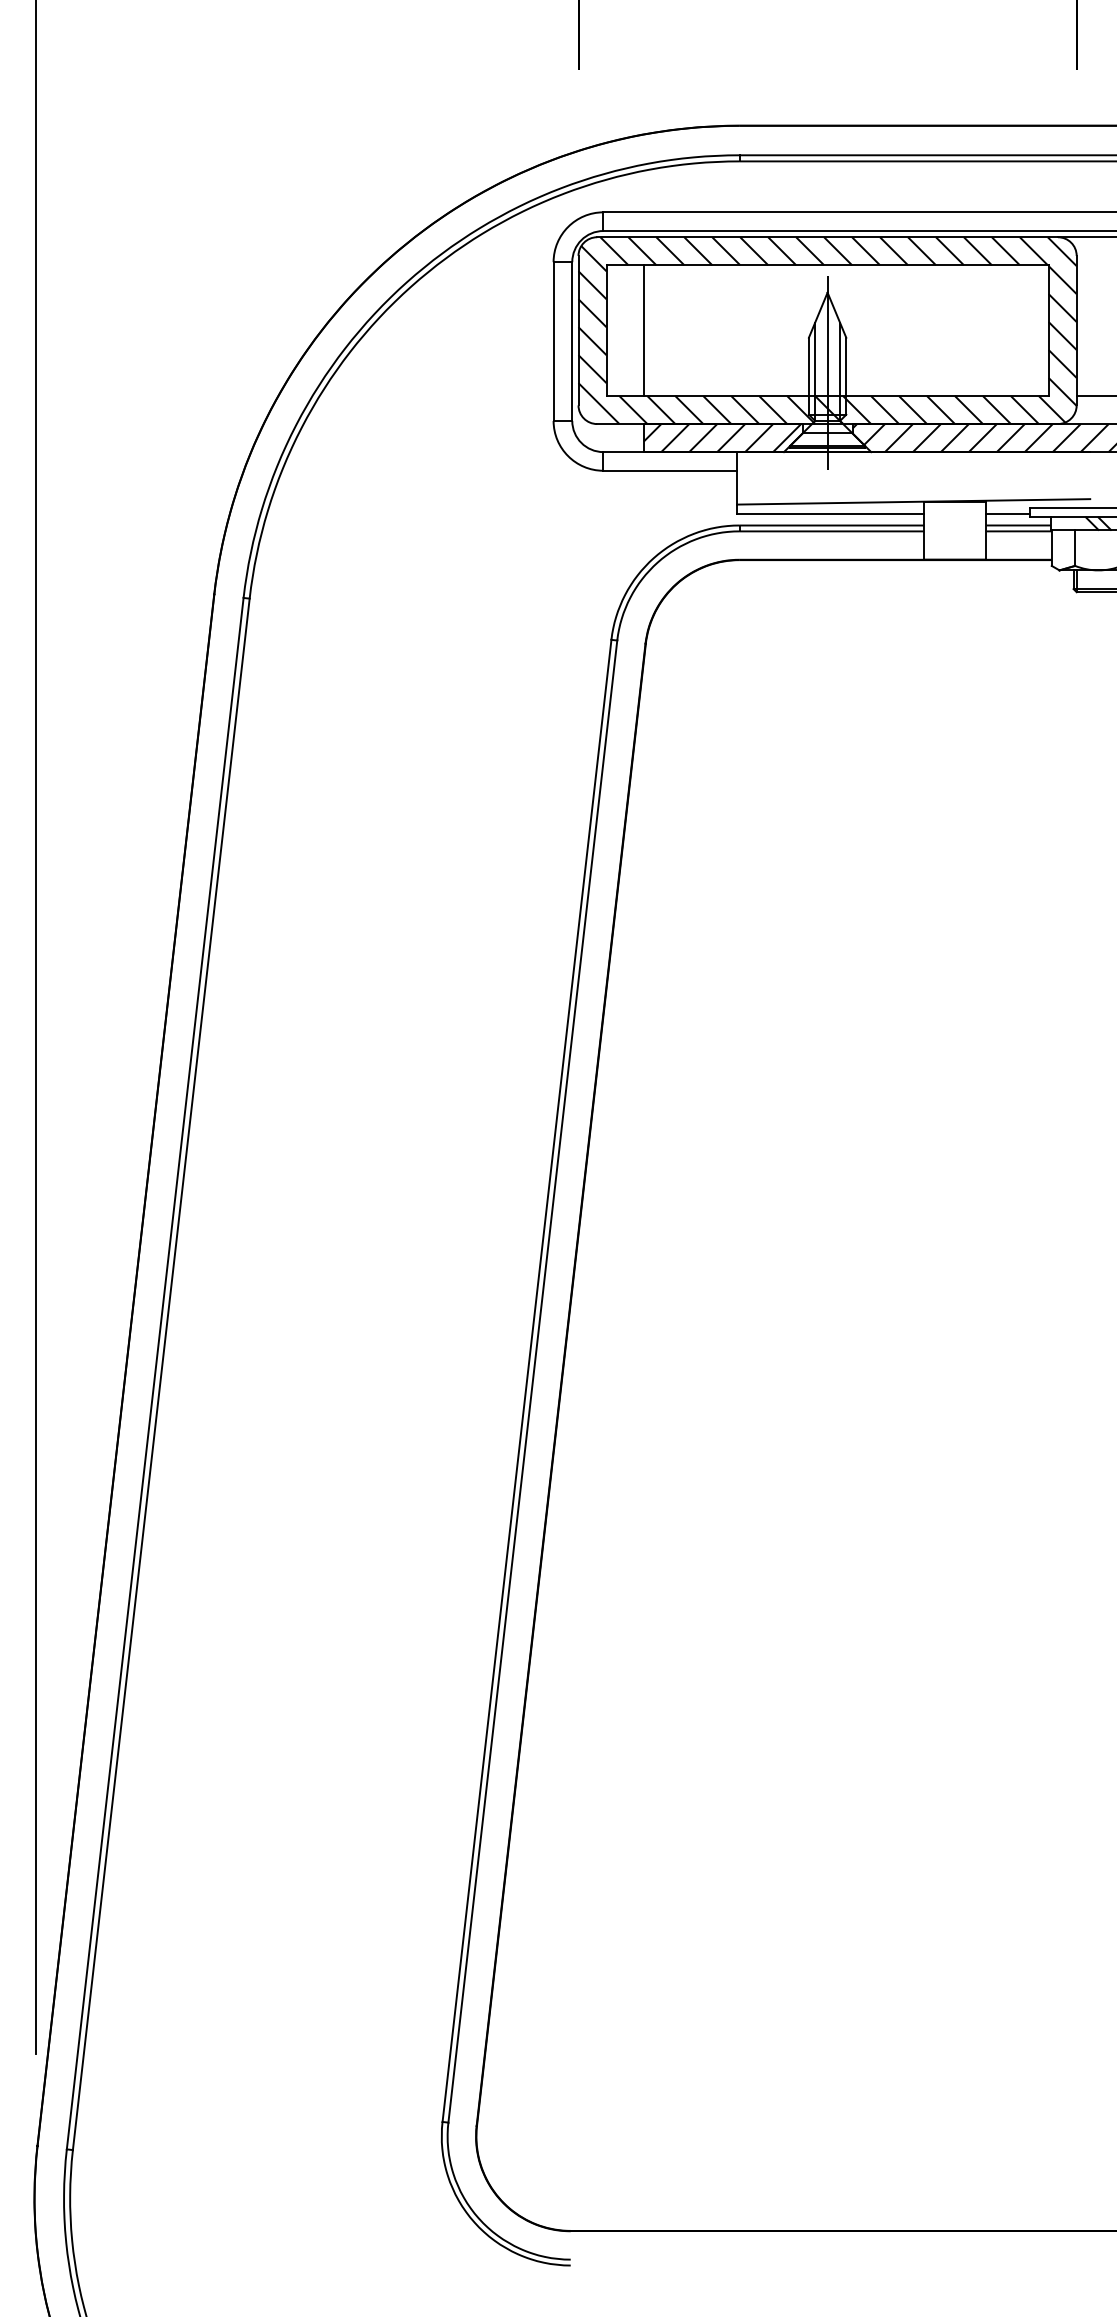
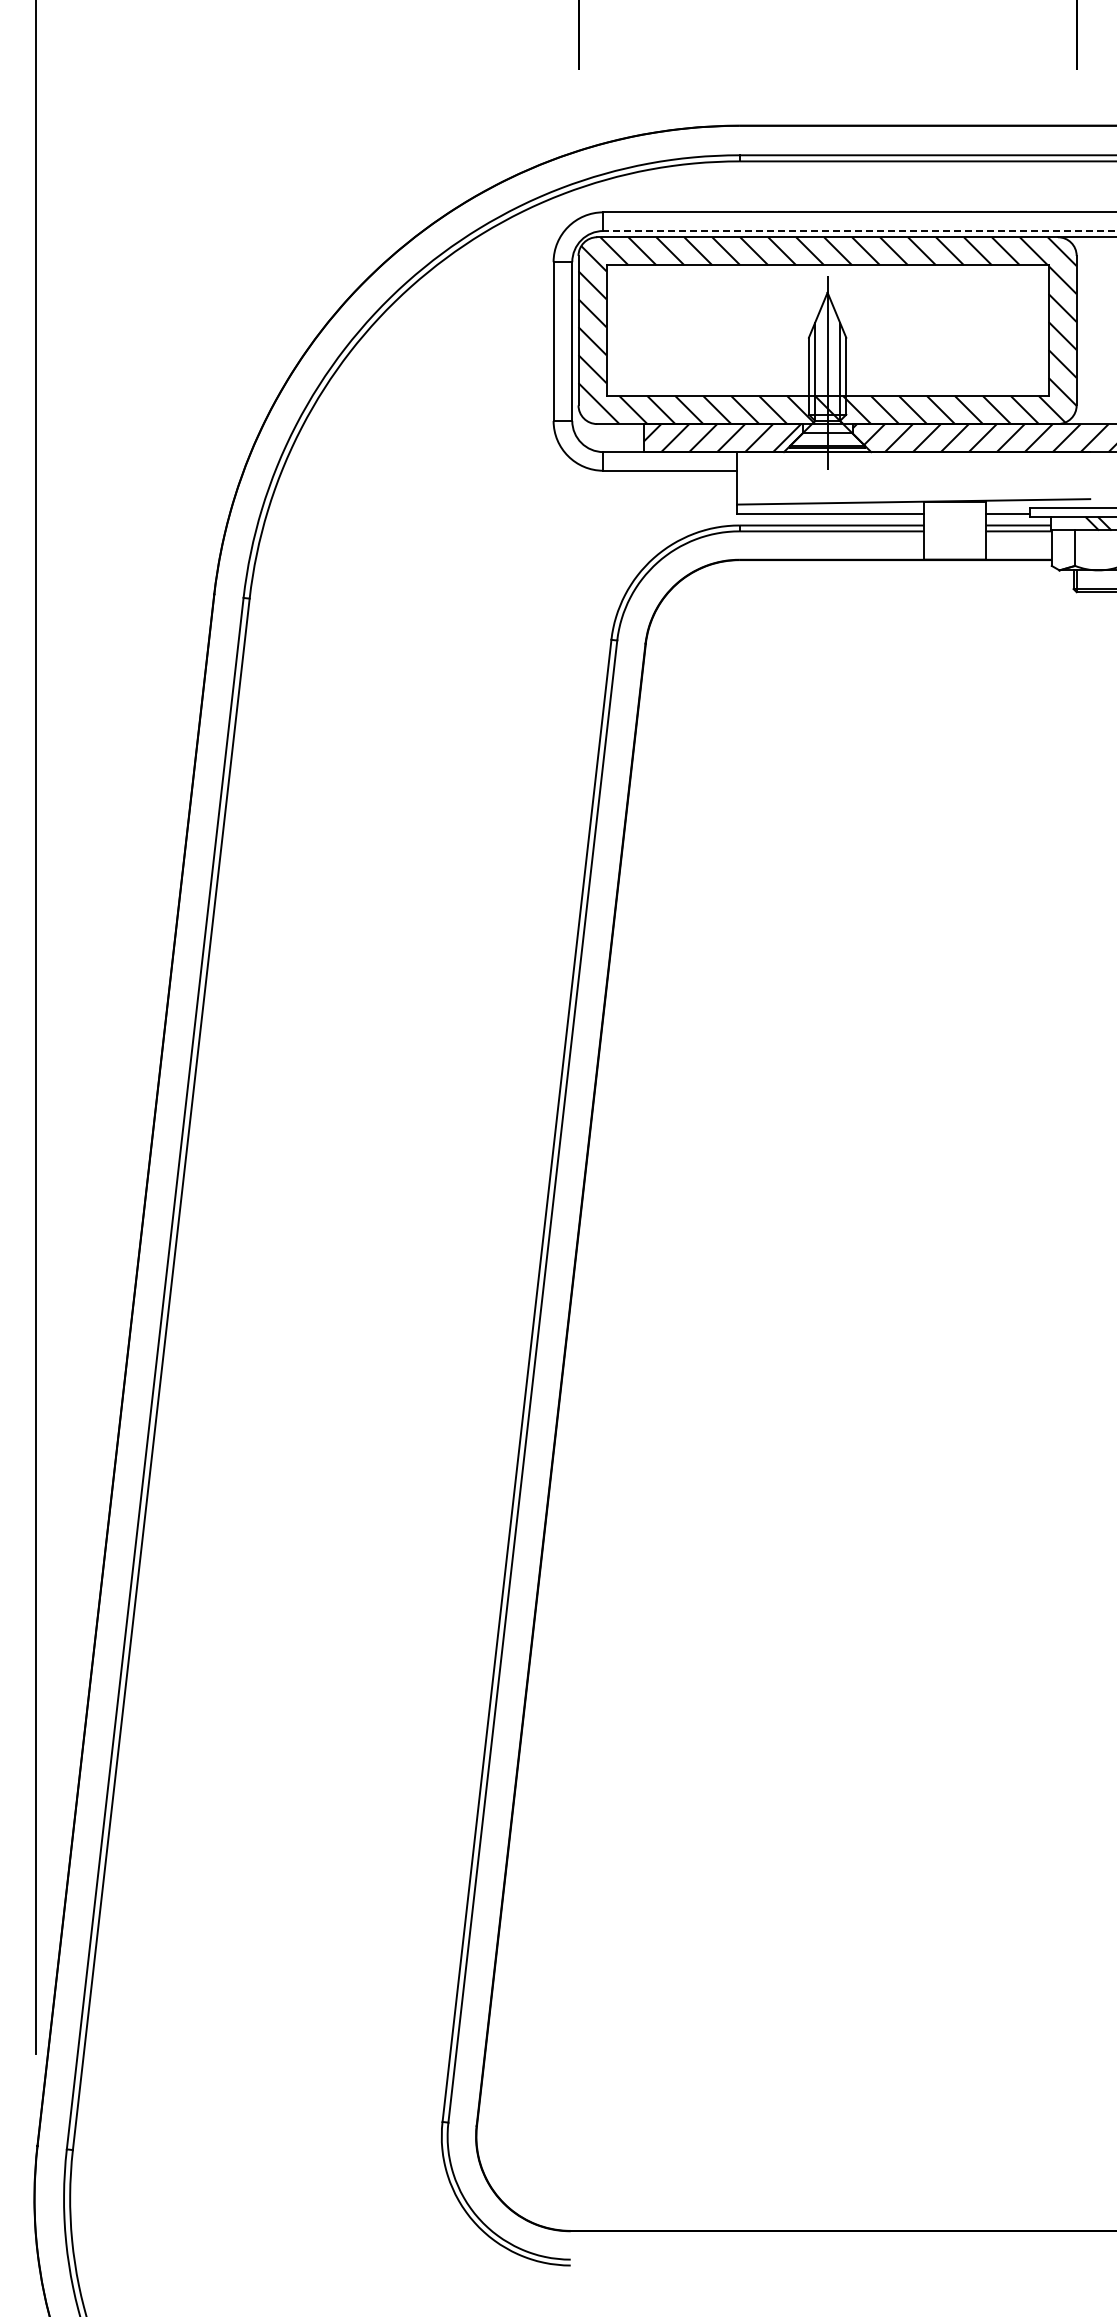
line: solid -> dashed (859, 231)
line: present -> none (643, 330)
line: present -> none (1094, 396)
